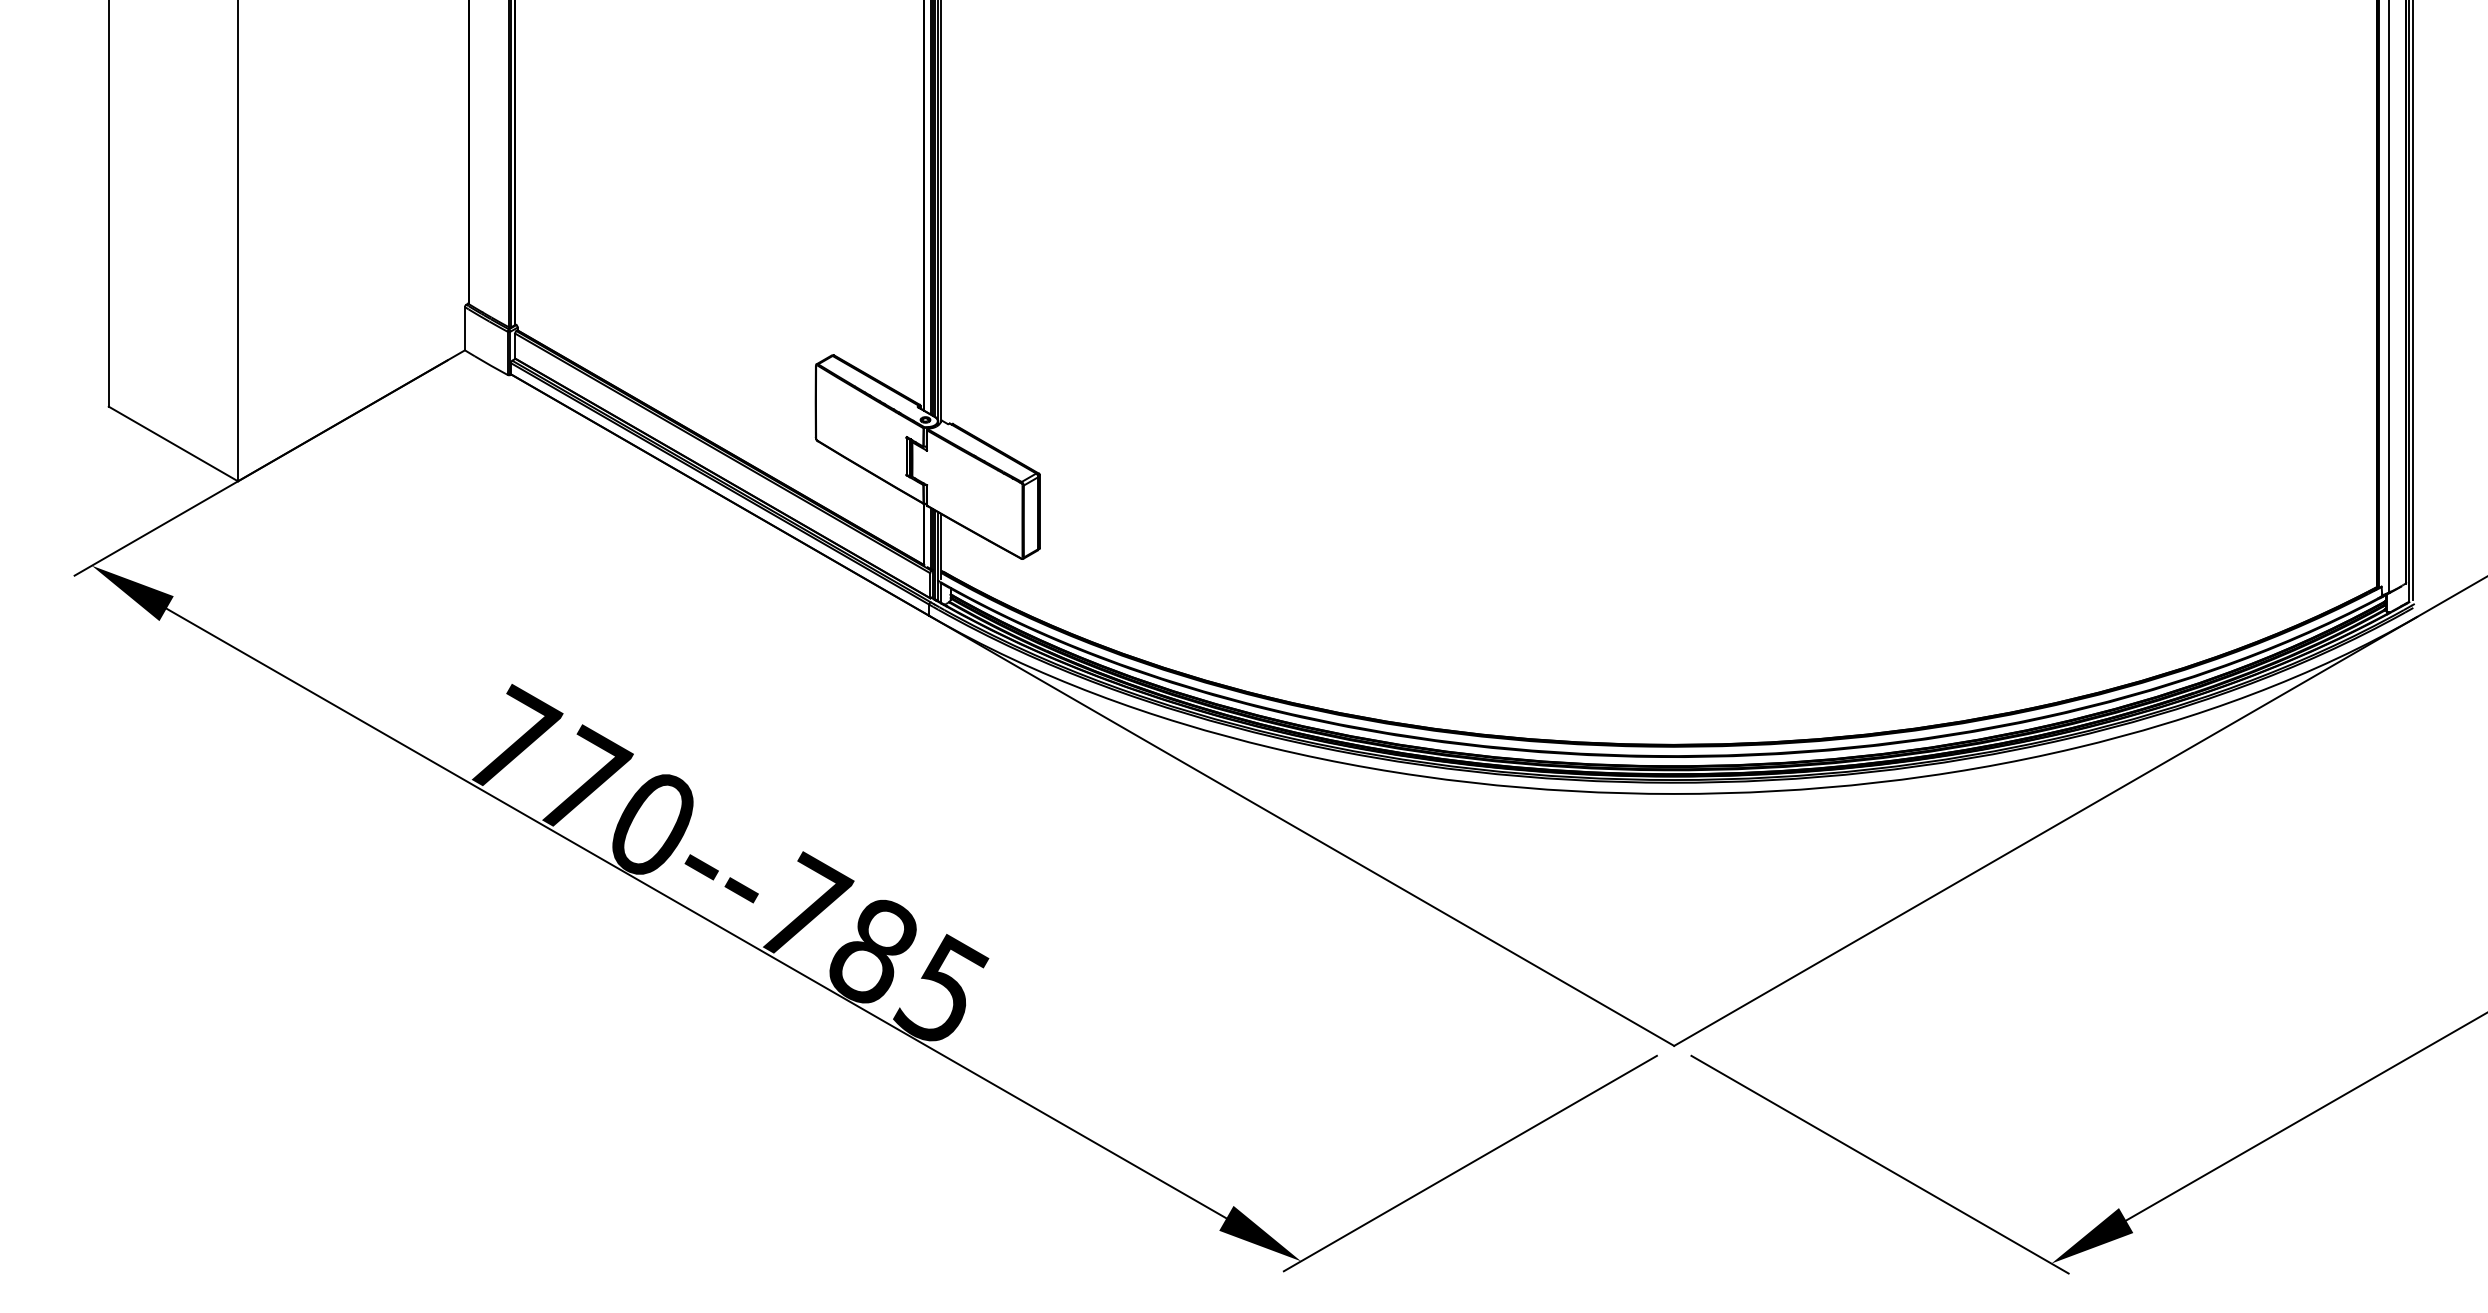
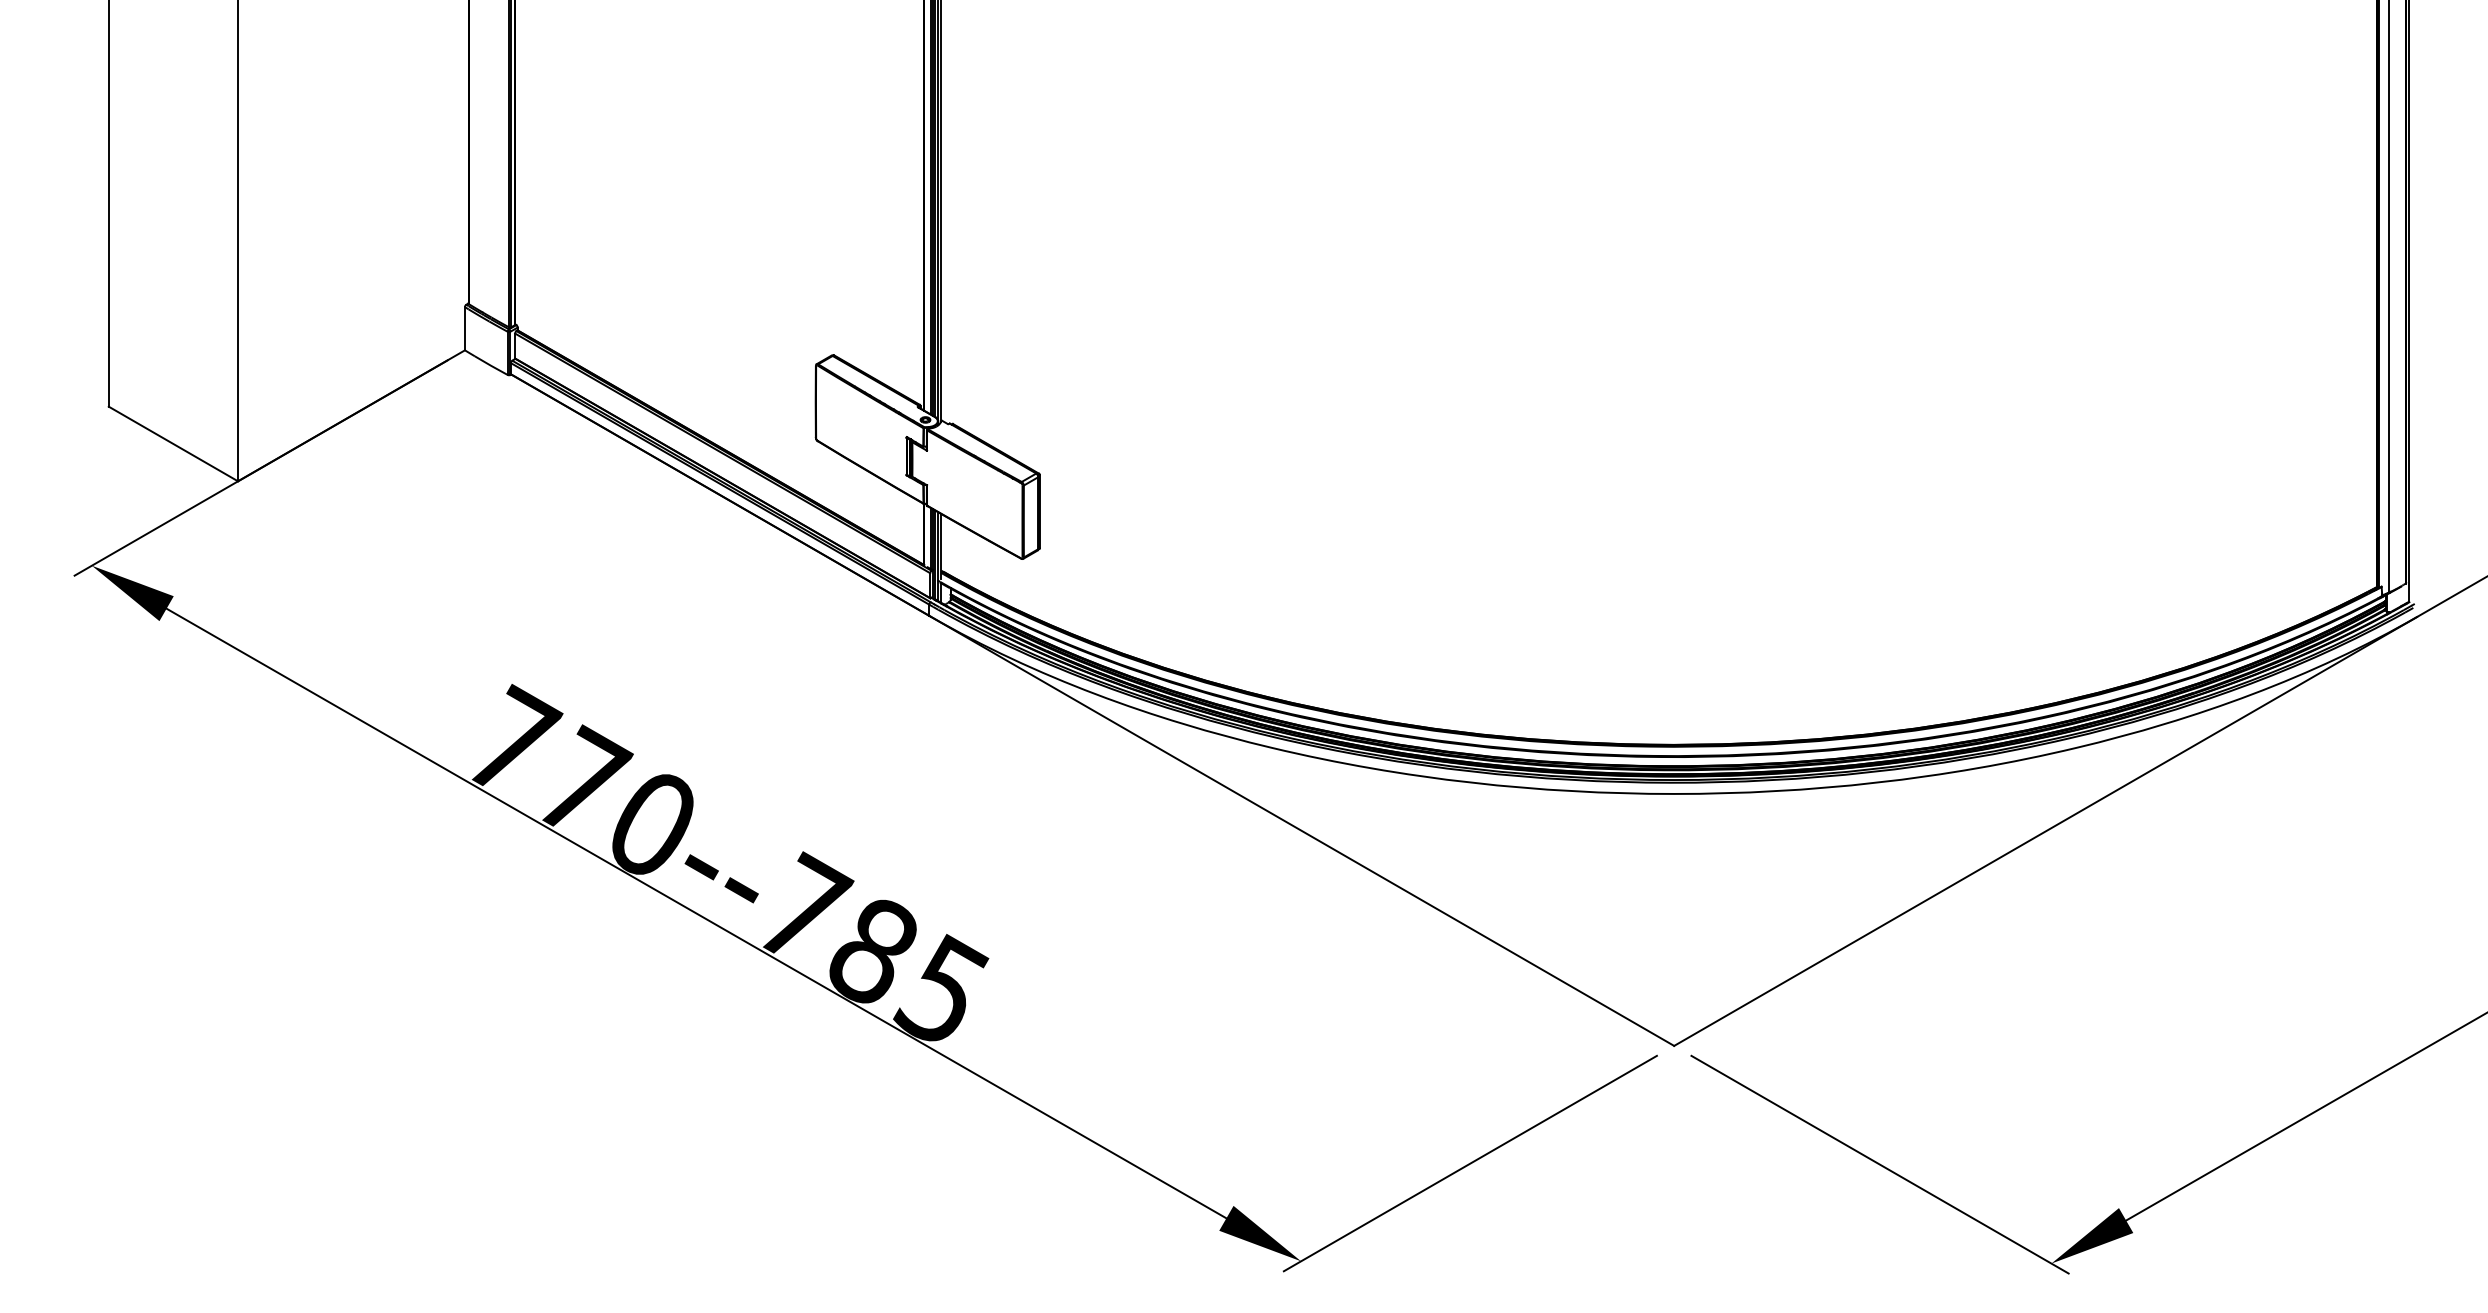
line: present -> none (2412, 300)
